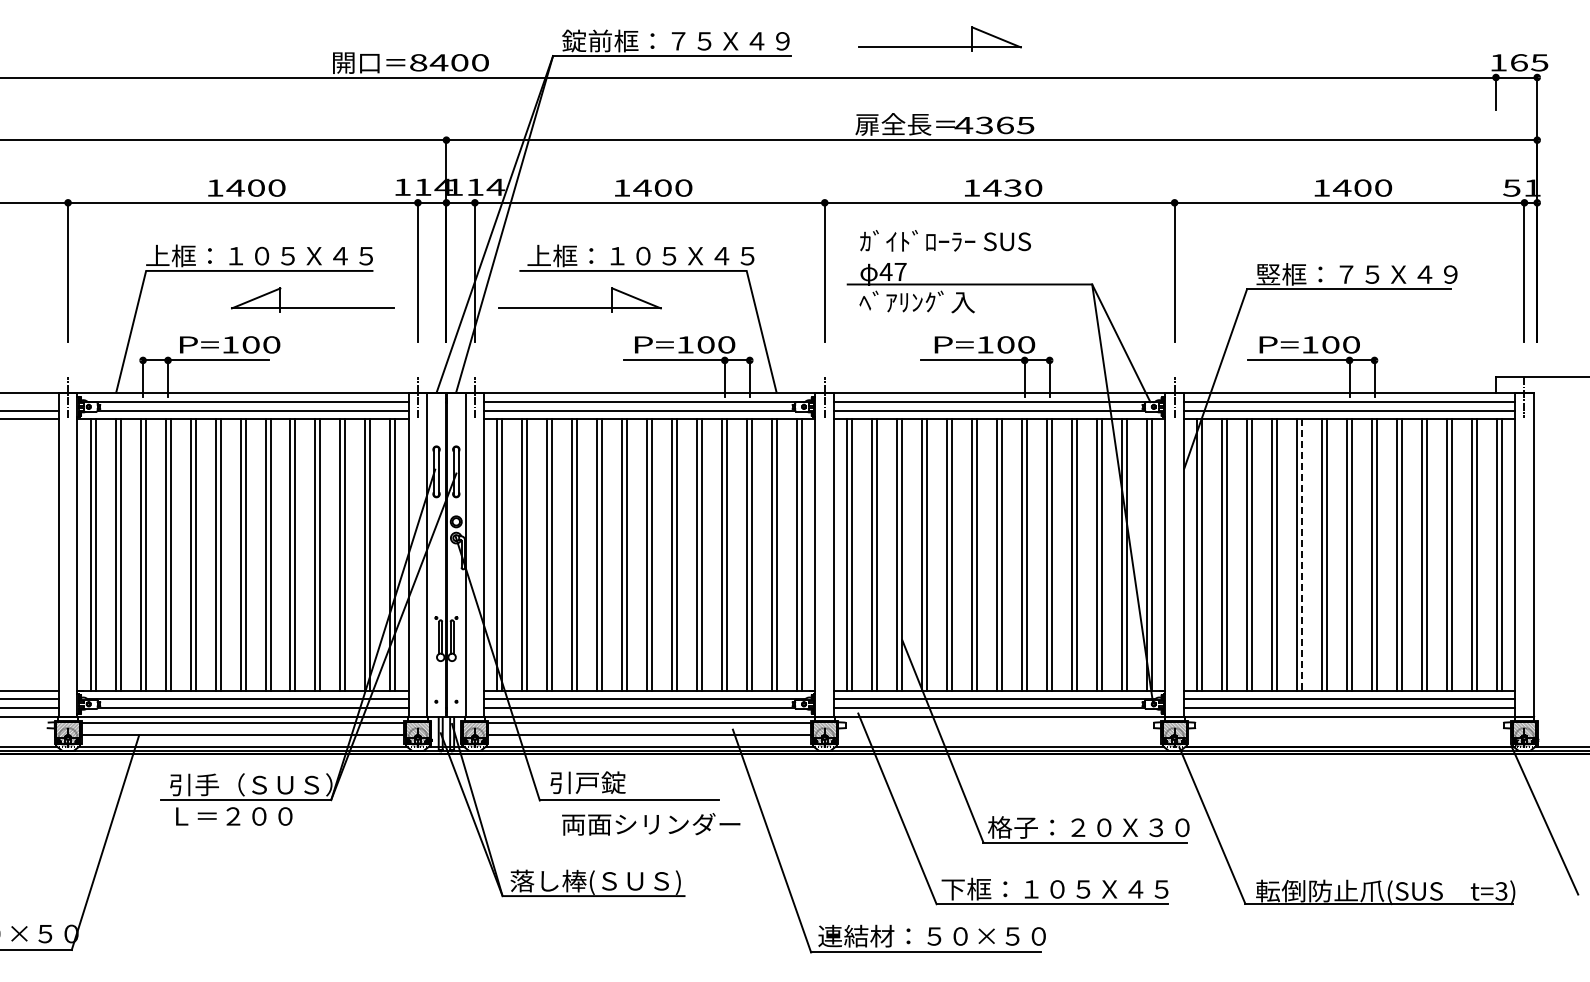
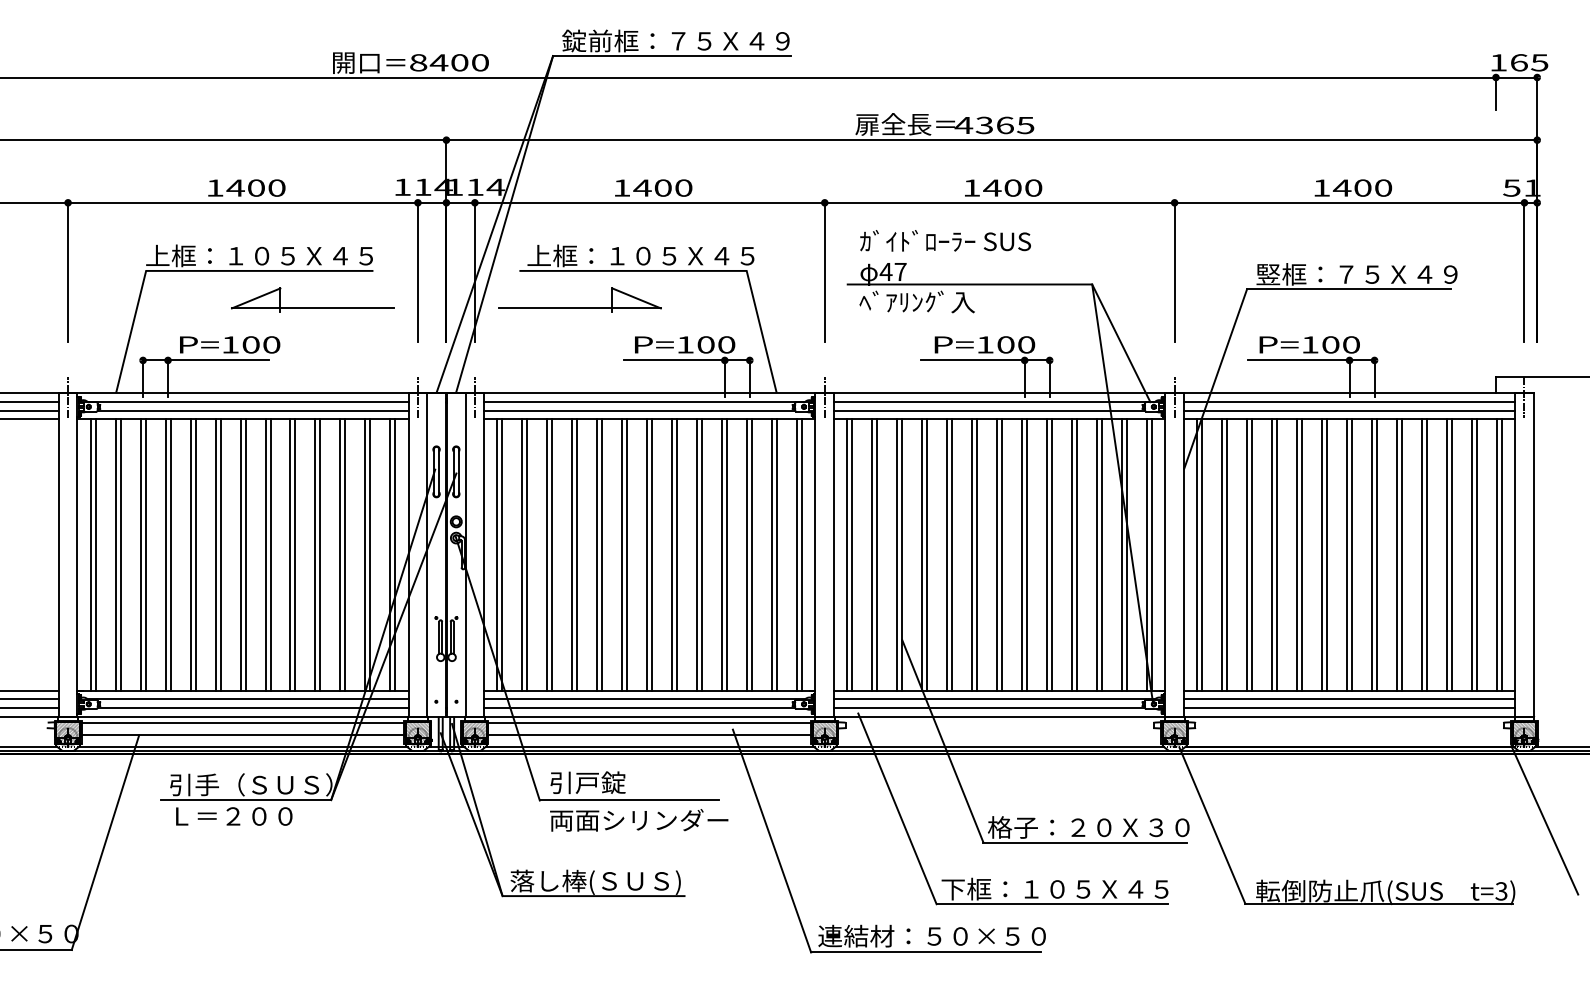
part: present -> none (939, 46)
text: 1430 -> 1400 (1012, 187)
line: none -> present (30, 401)
line: dashed -> solid (1302, 554)
text position: (651, 824) -> (639, 820) (639, 820)
